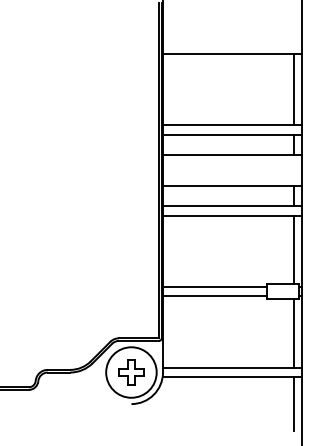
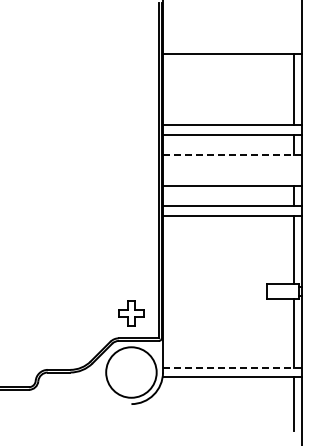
line: solid -> dashed (231, 154)
line: present -> none (215, 286)
line: present -> none (215, 296)
line: solid -> dashed (231, 367)
part position: (131, 372) -> (131, 313) (131, 313)
